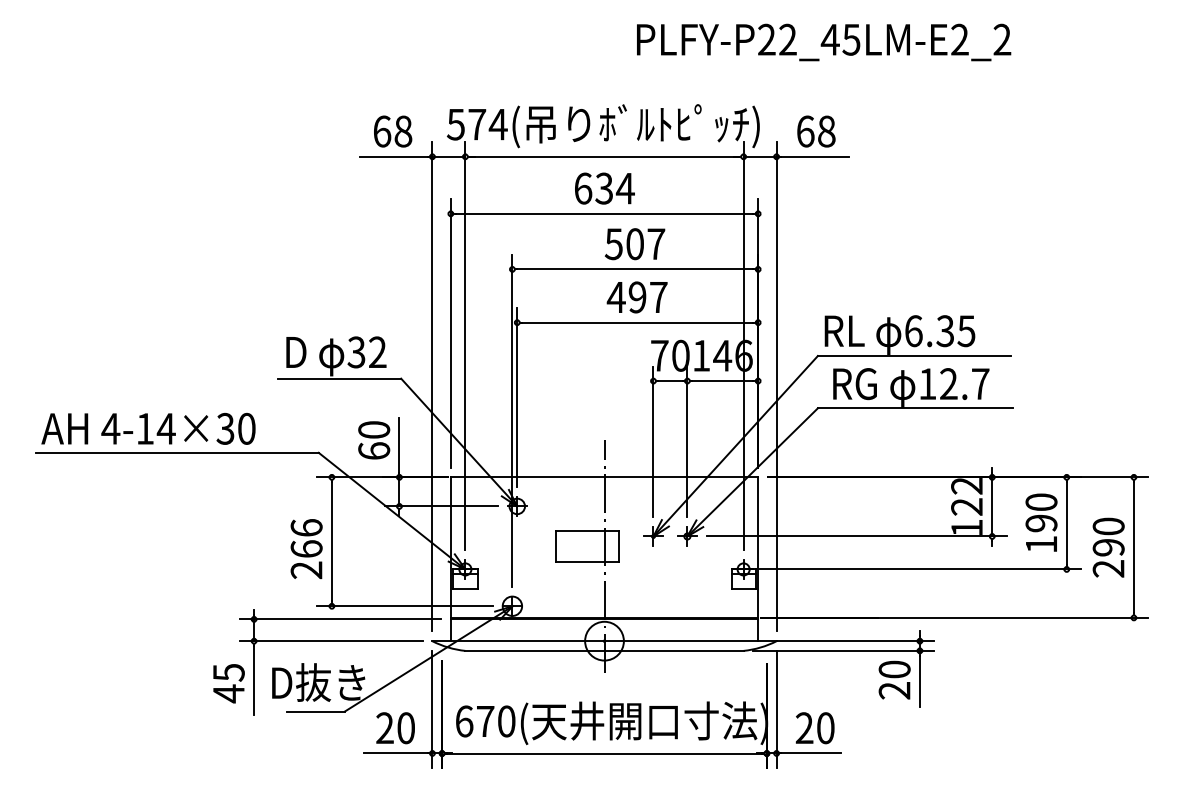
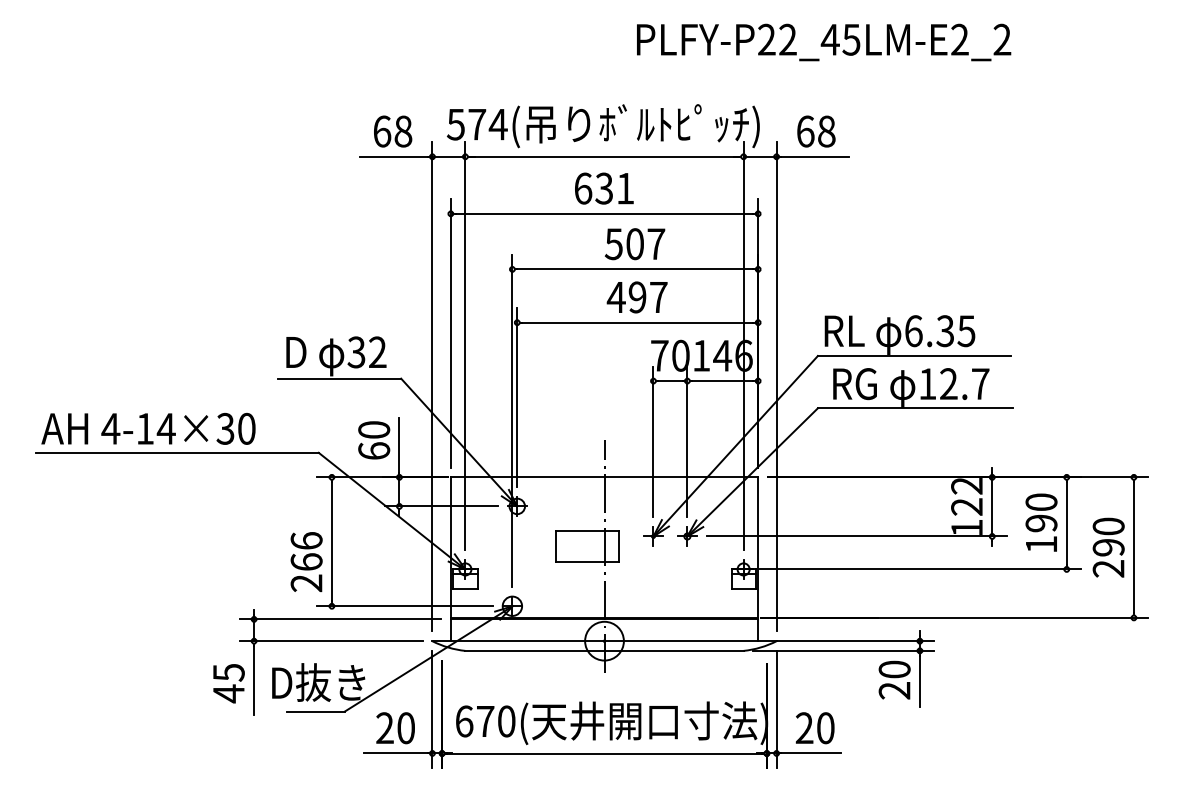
text: 634 -> 631 (624, 188)
text position: (306, 549) -> (306, 562) (306, 562)
